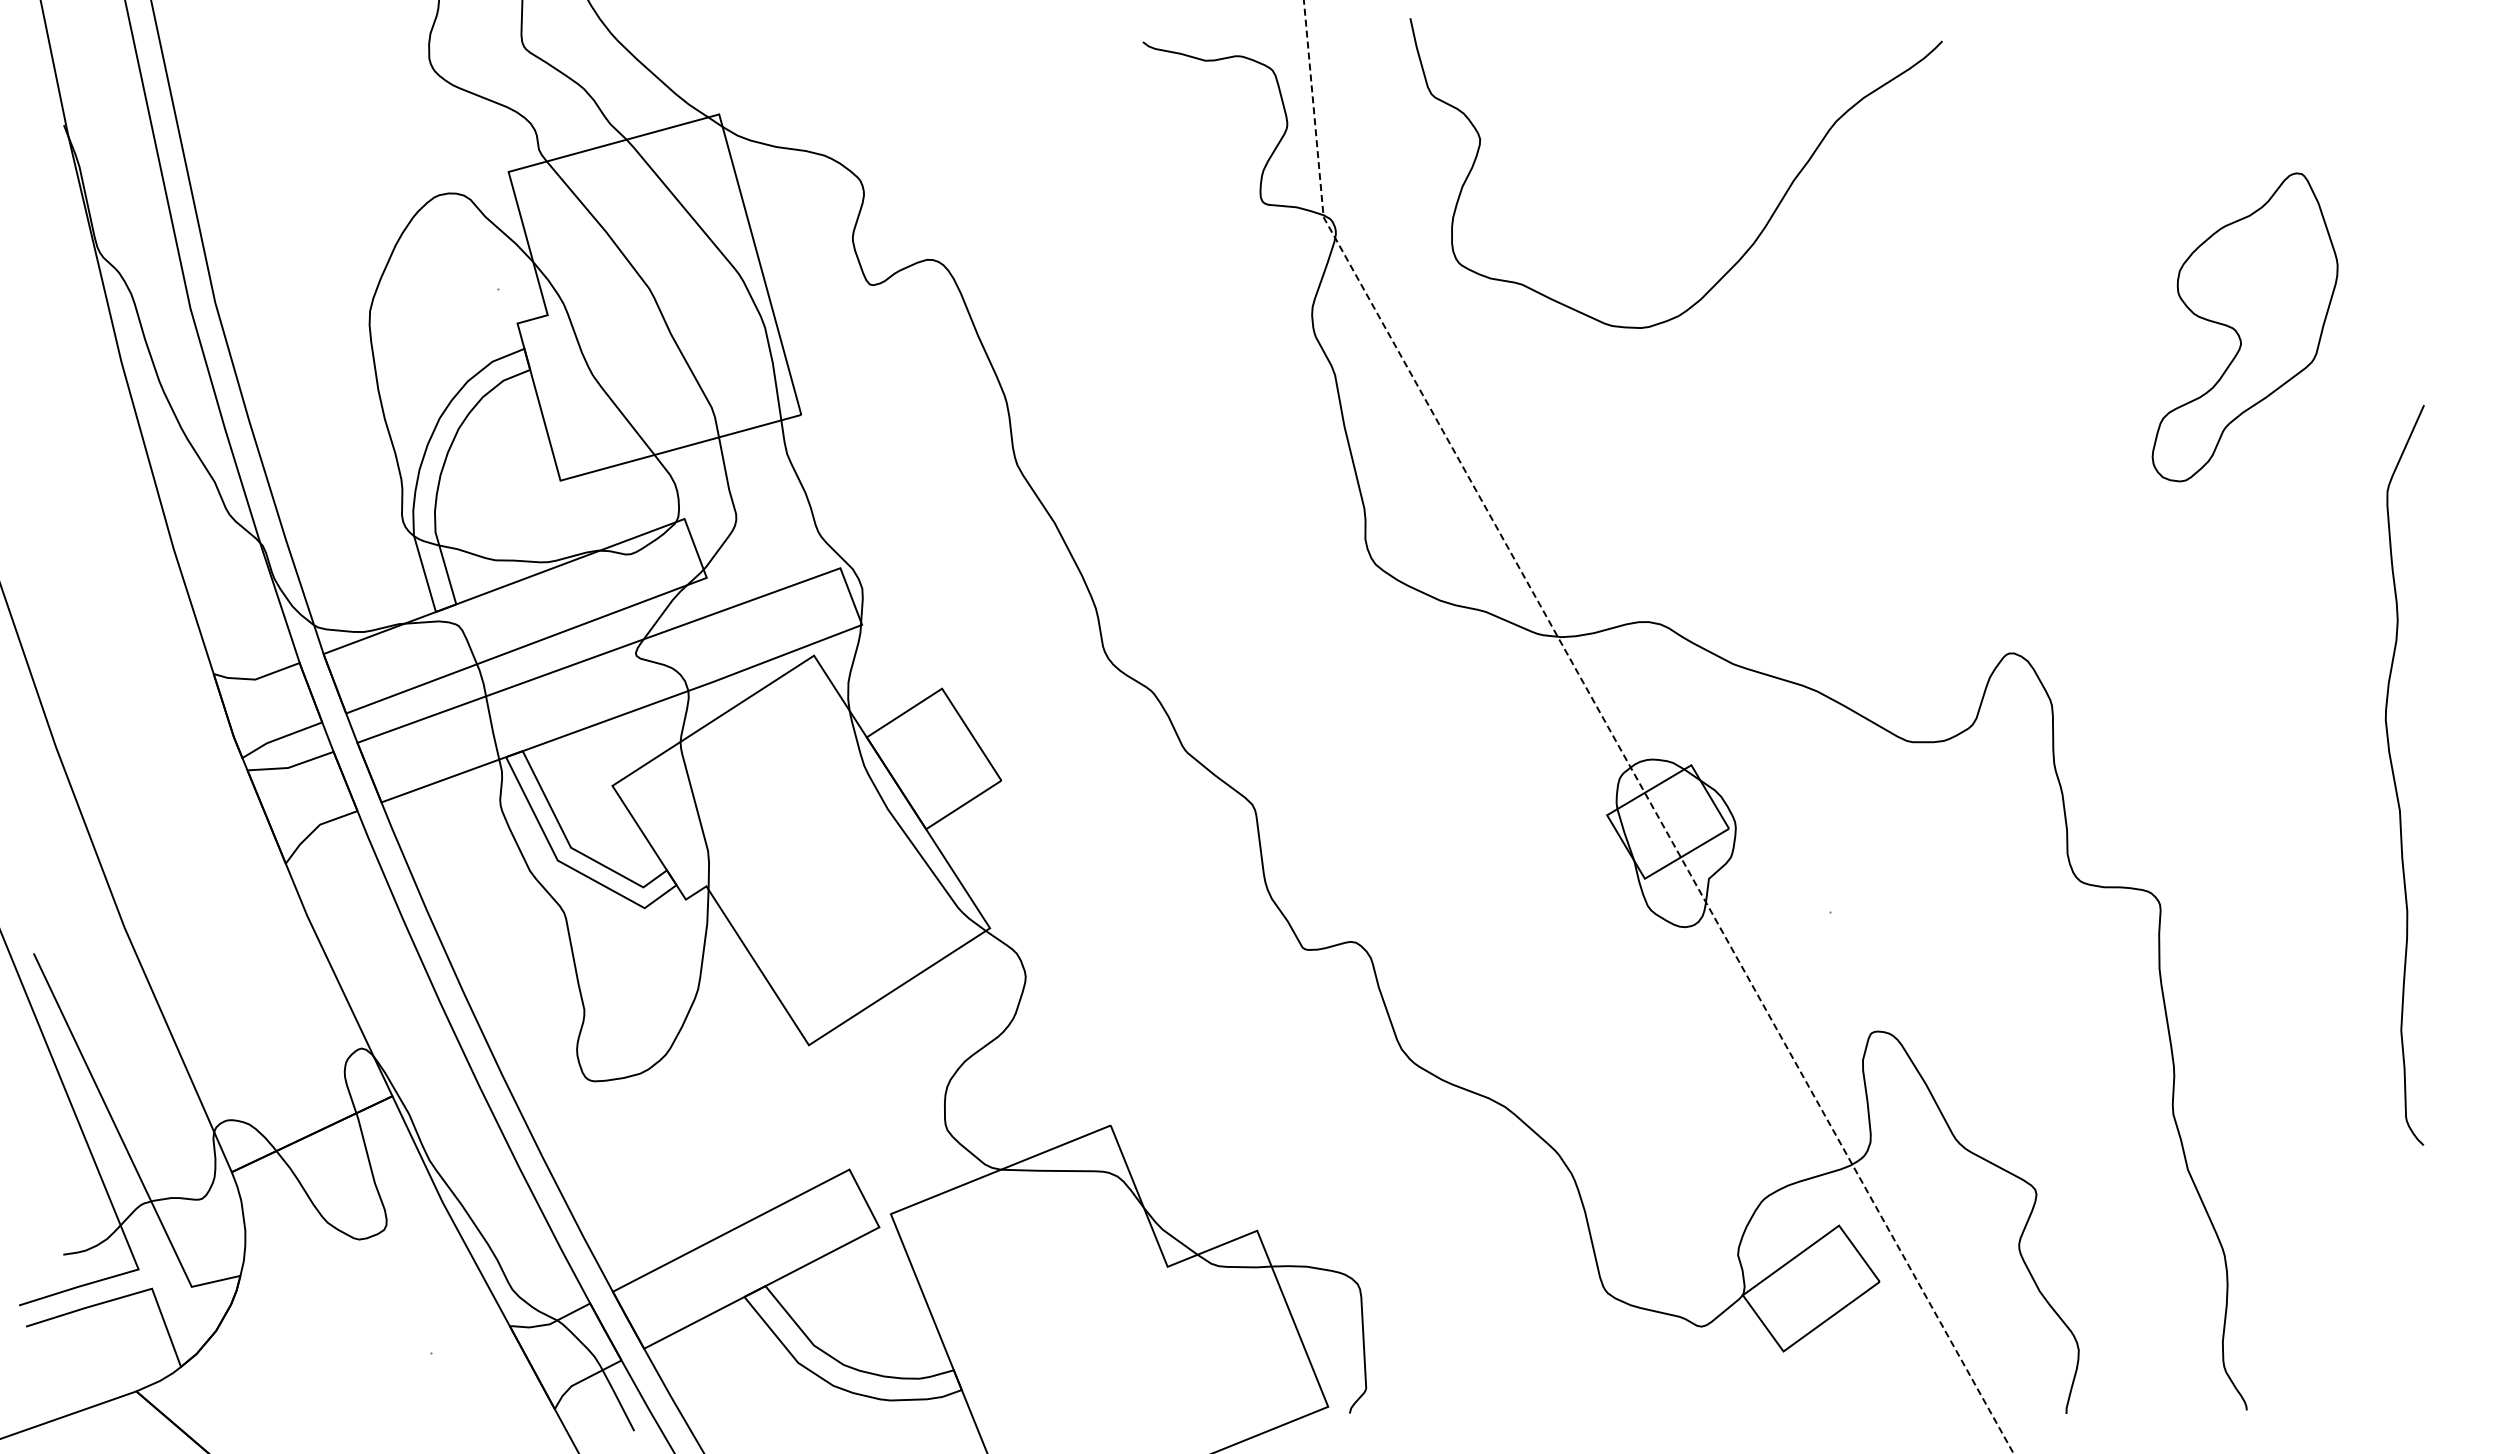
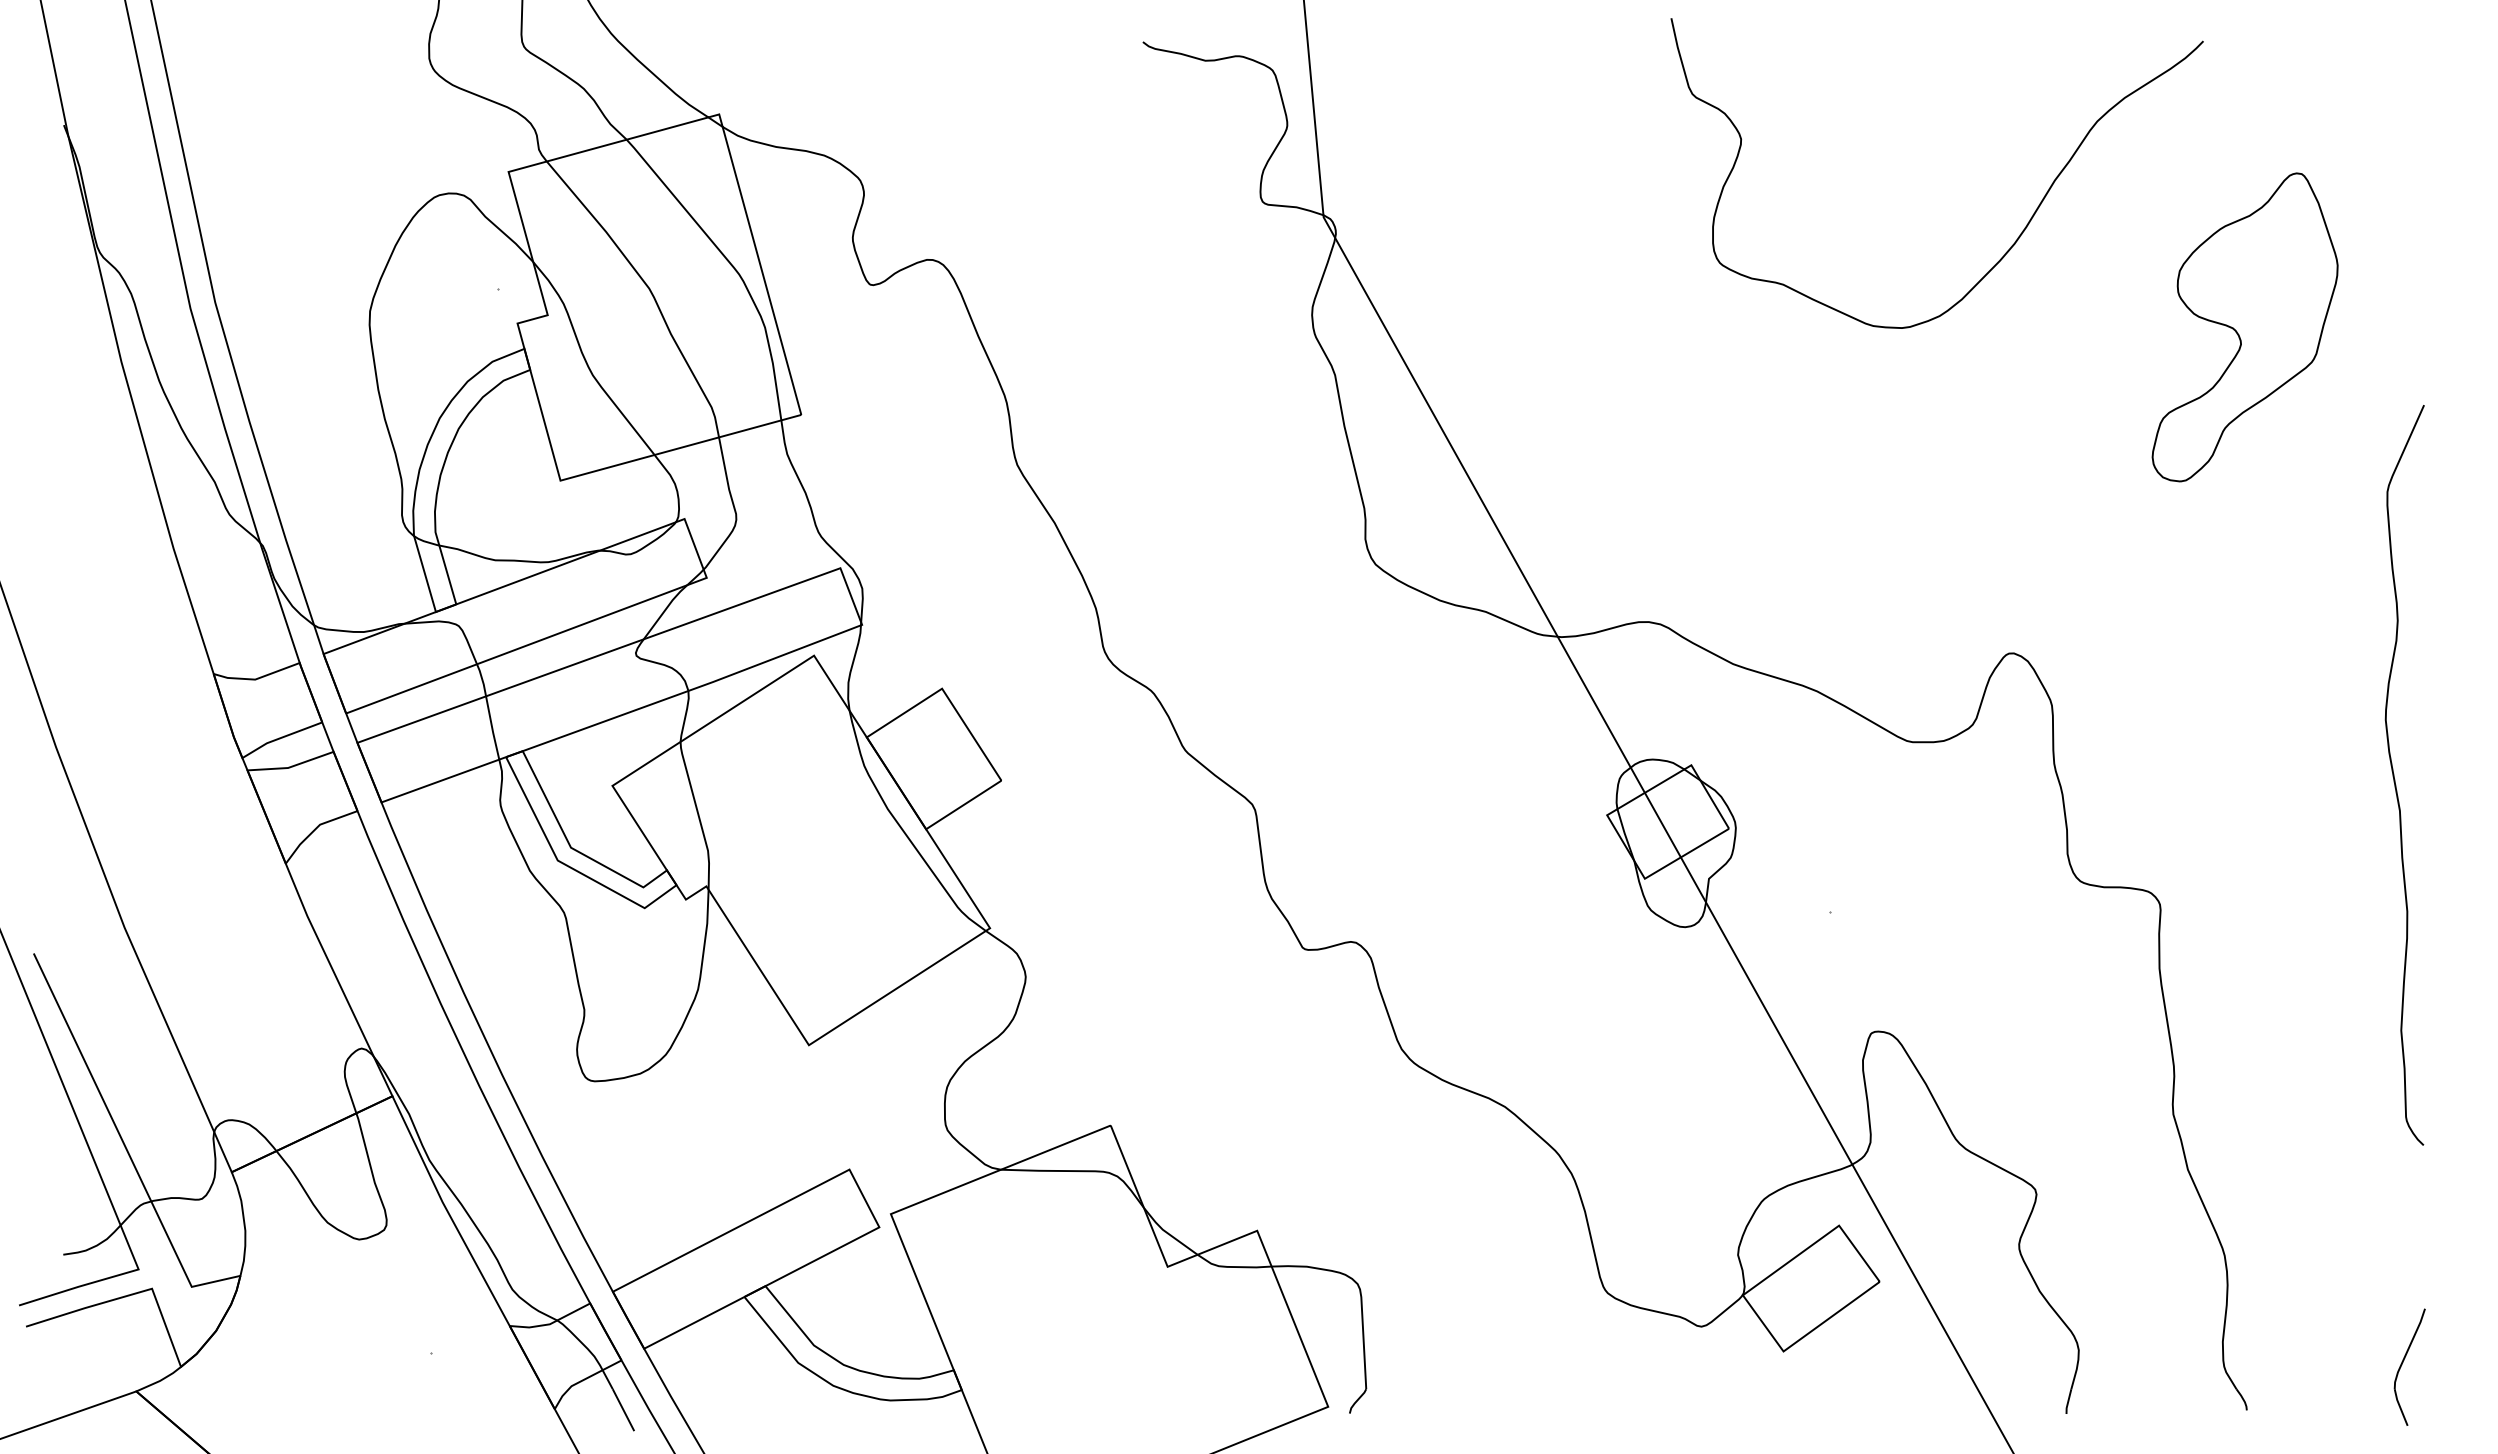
curve position: (1761, 230) -> (2022, 230) (2022, 230)
line: dashed -> solid (1615, 739)
part: none -> present (2402, 1365)
